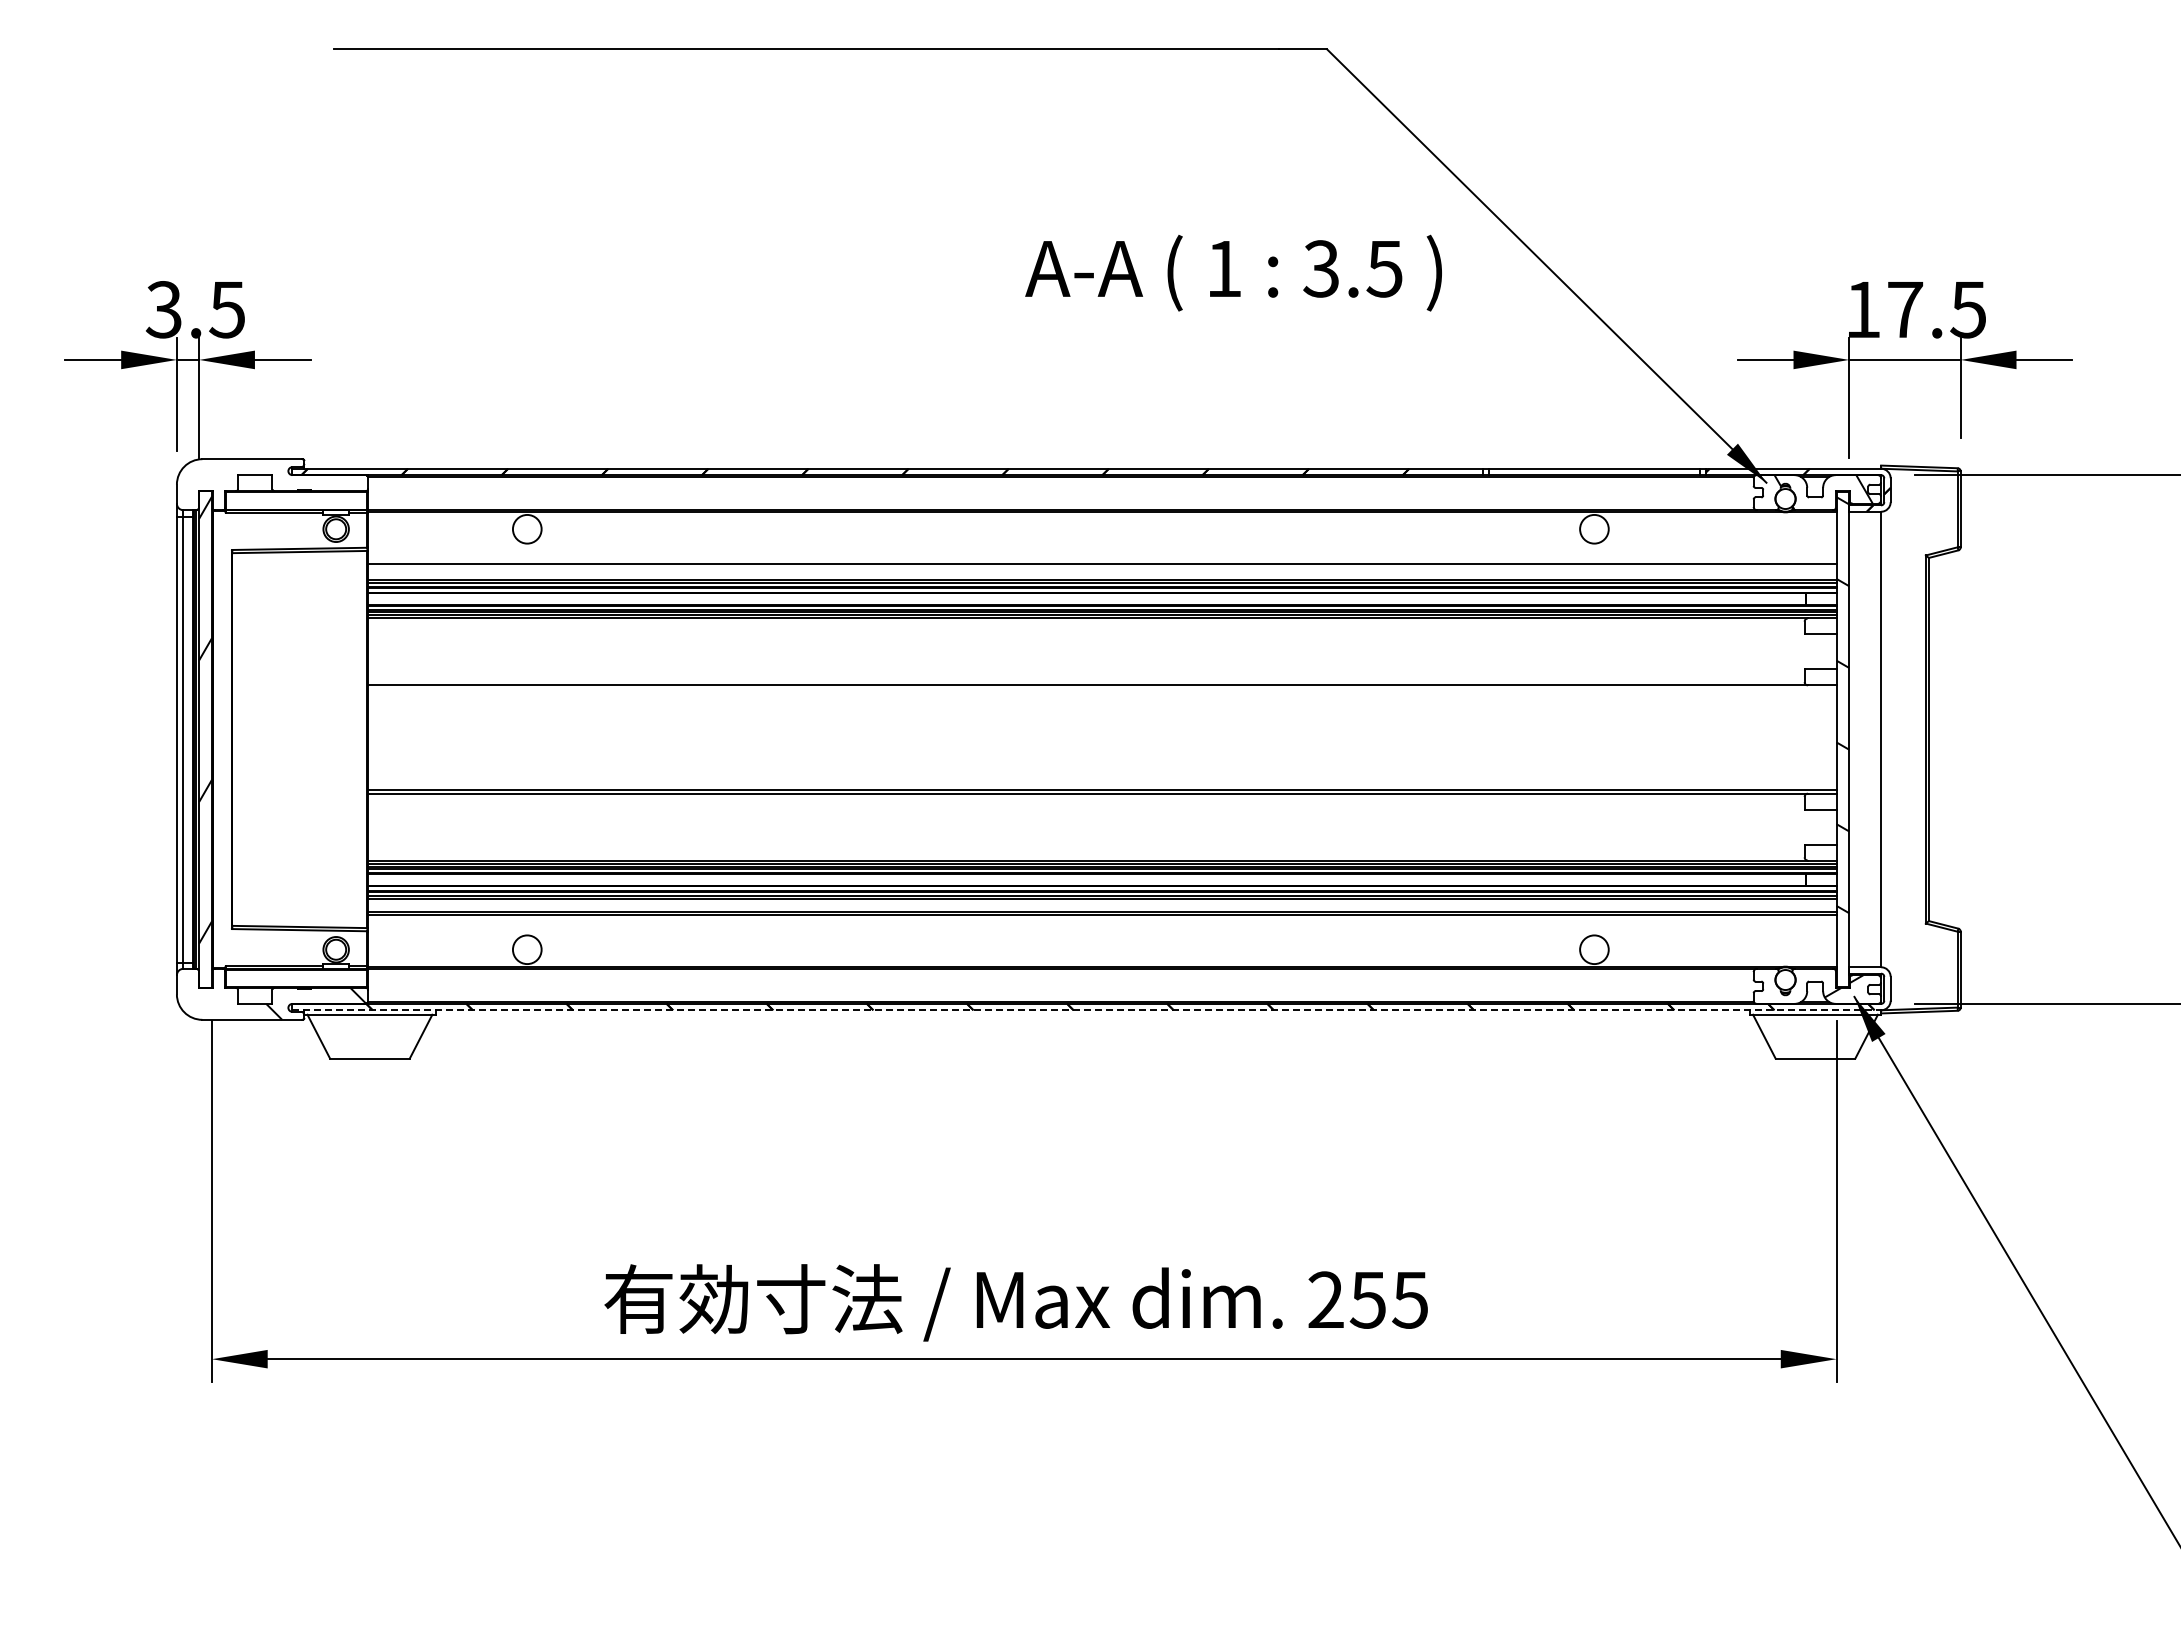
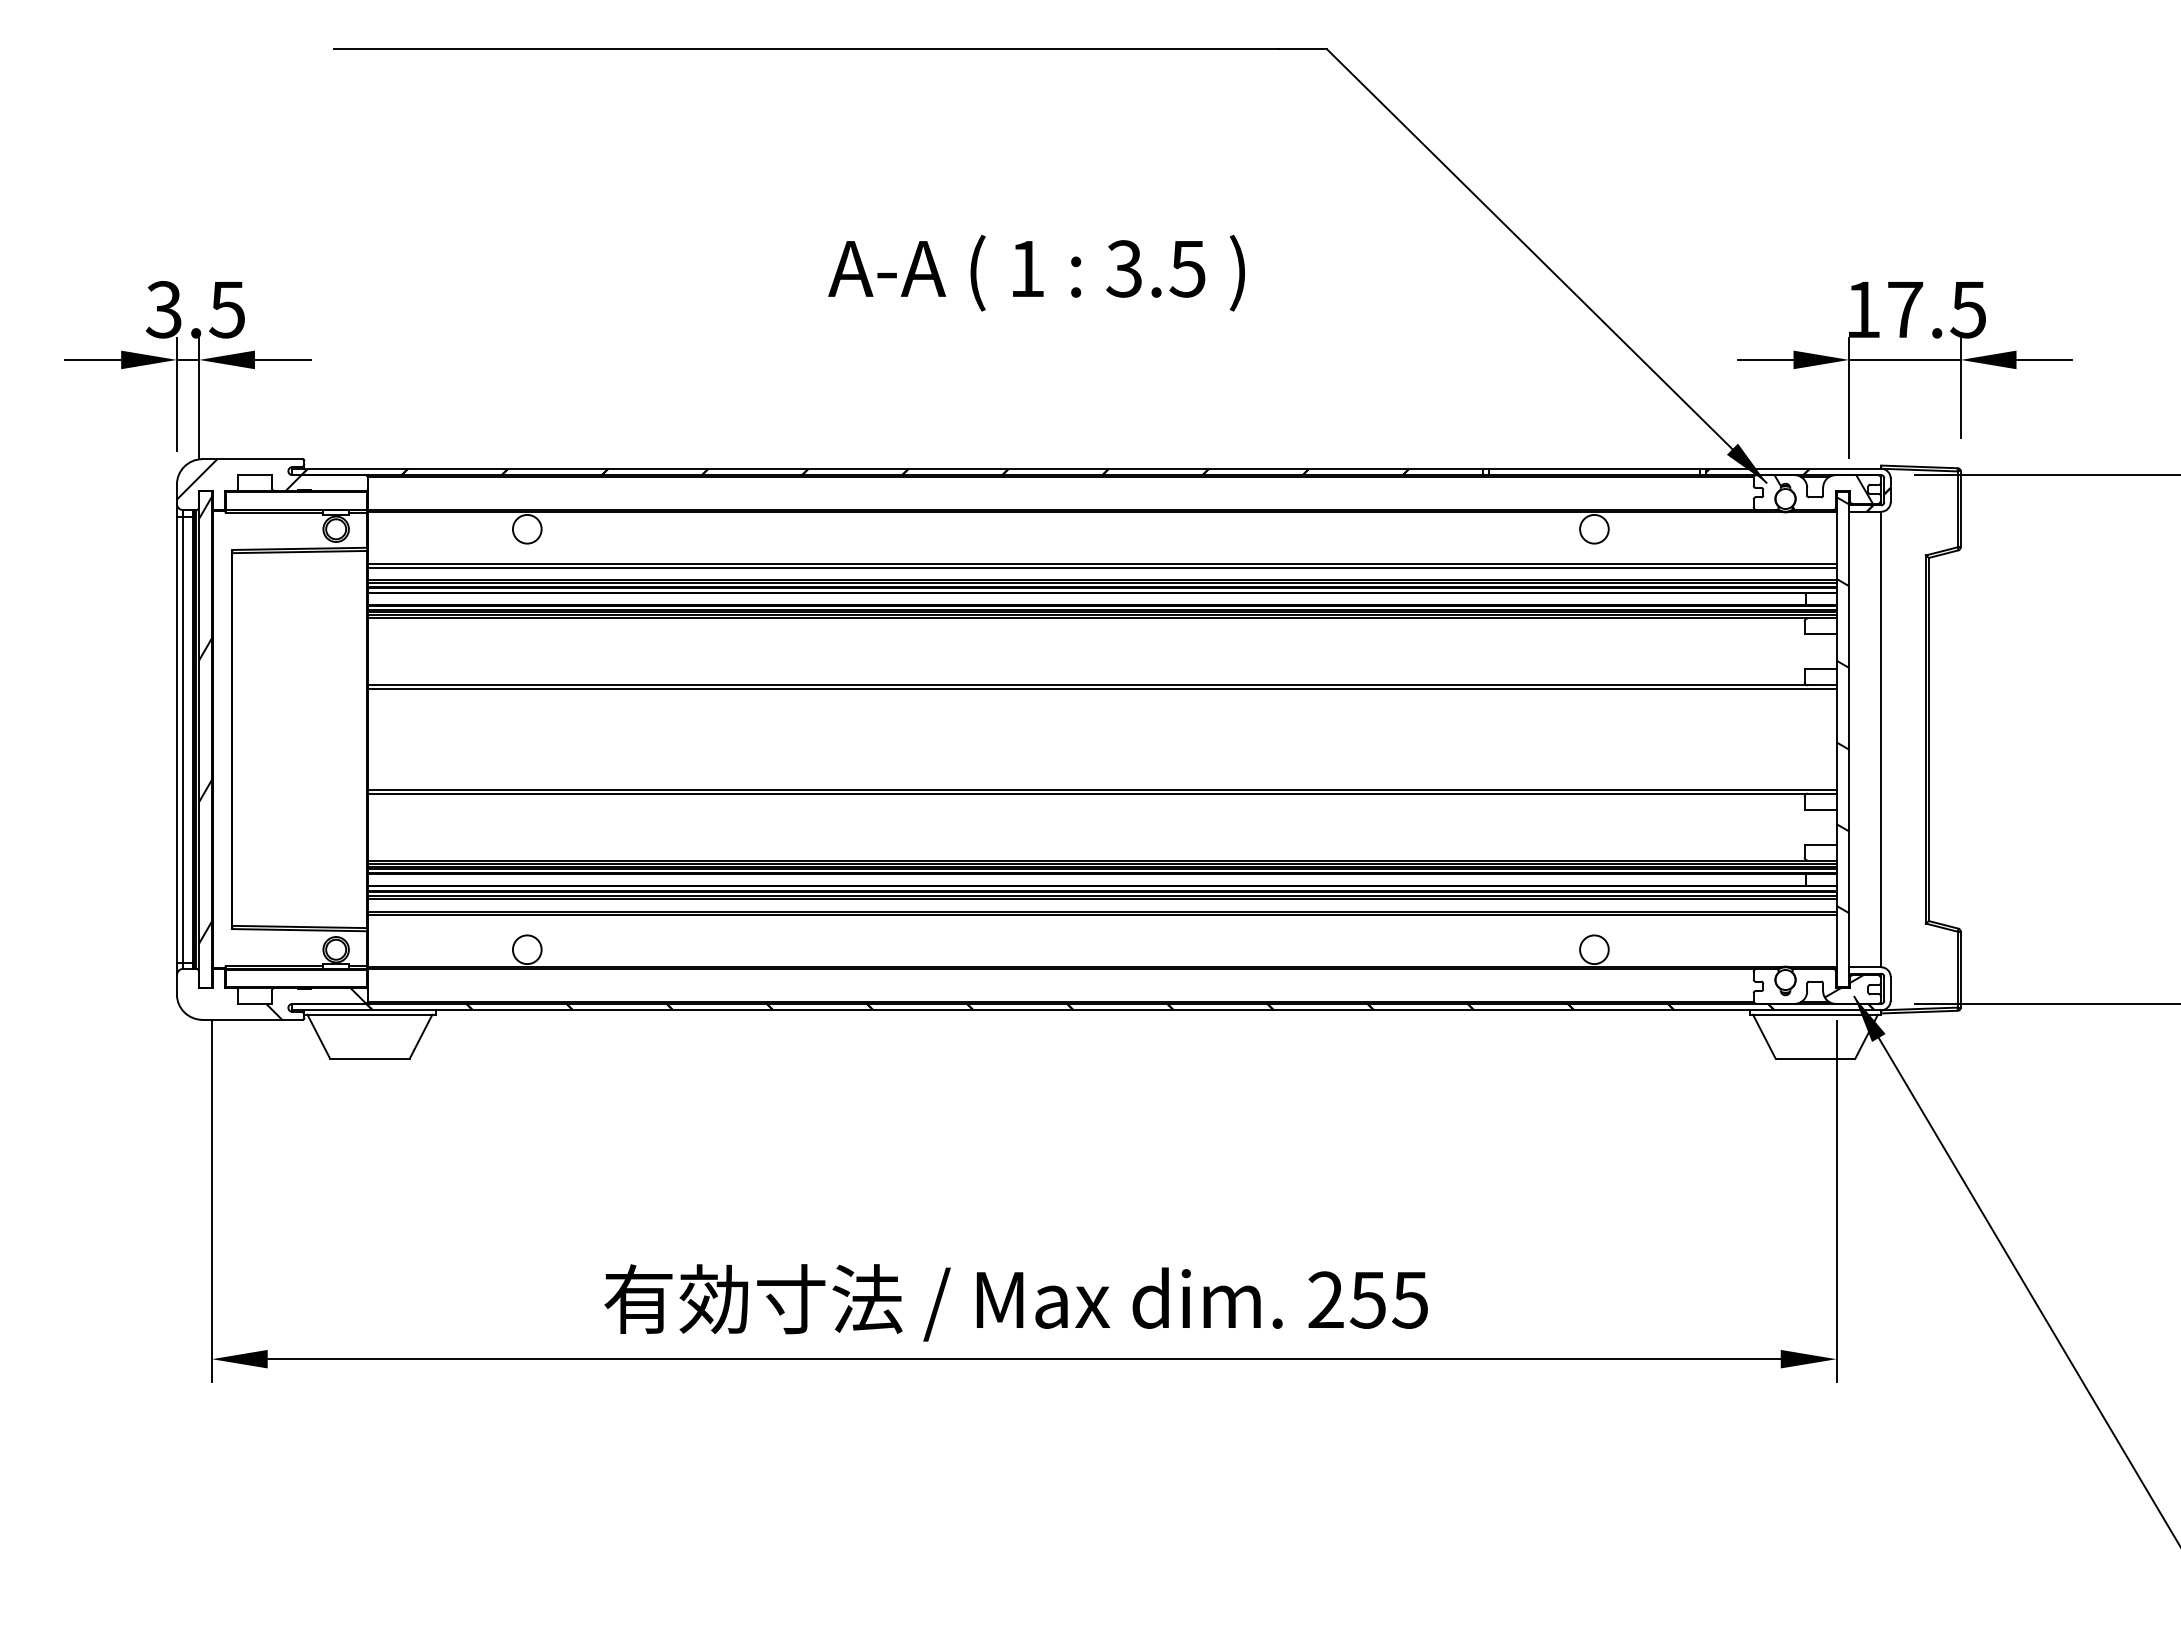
text position: (1233, 272) -> (1036, 272) (1036, 272)
hatch: none -> present (238, 479)
line: none -> present (1102, 567)
line: none -> present (1102, 688)
line: dashed -> solid (1086, 1010)
